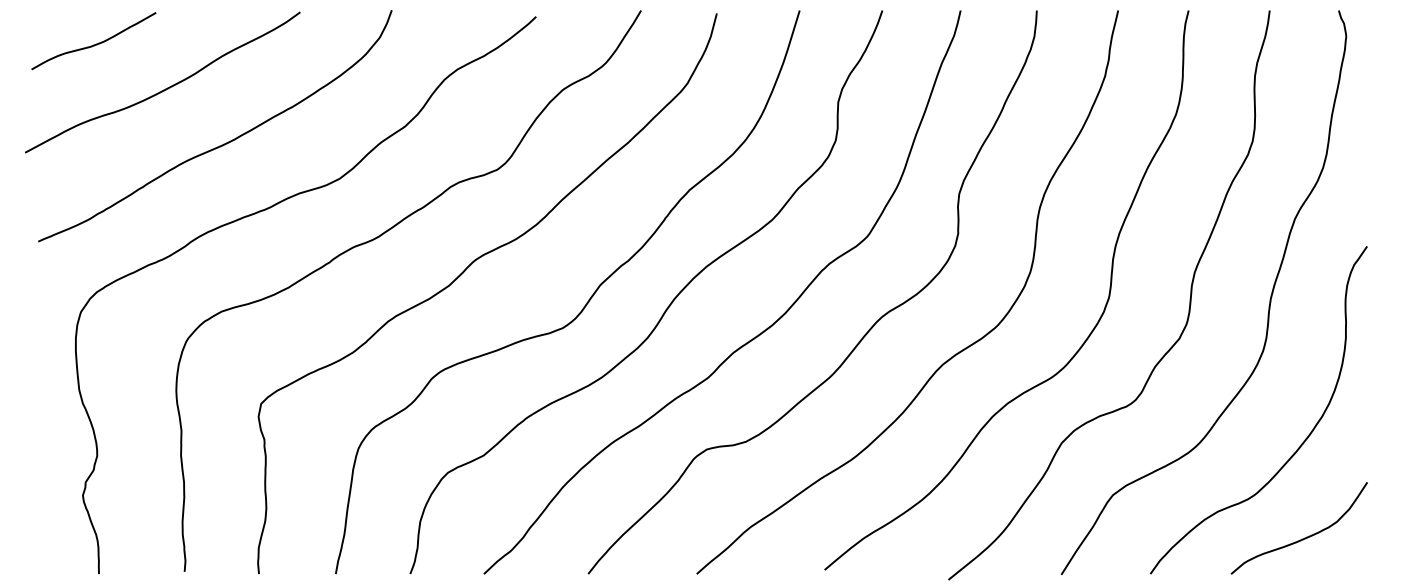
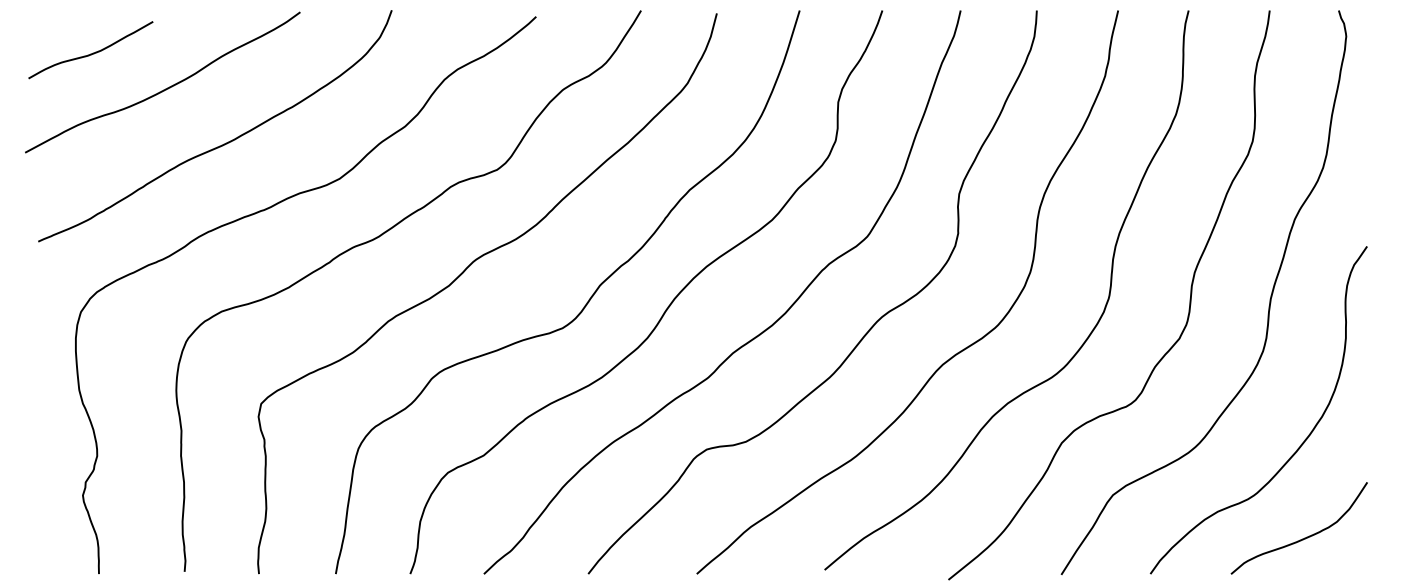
curve position: (93, 44) -> (90, 53) (90, 53)
